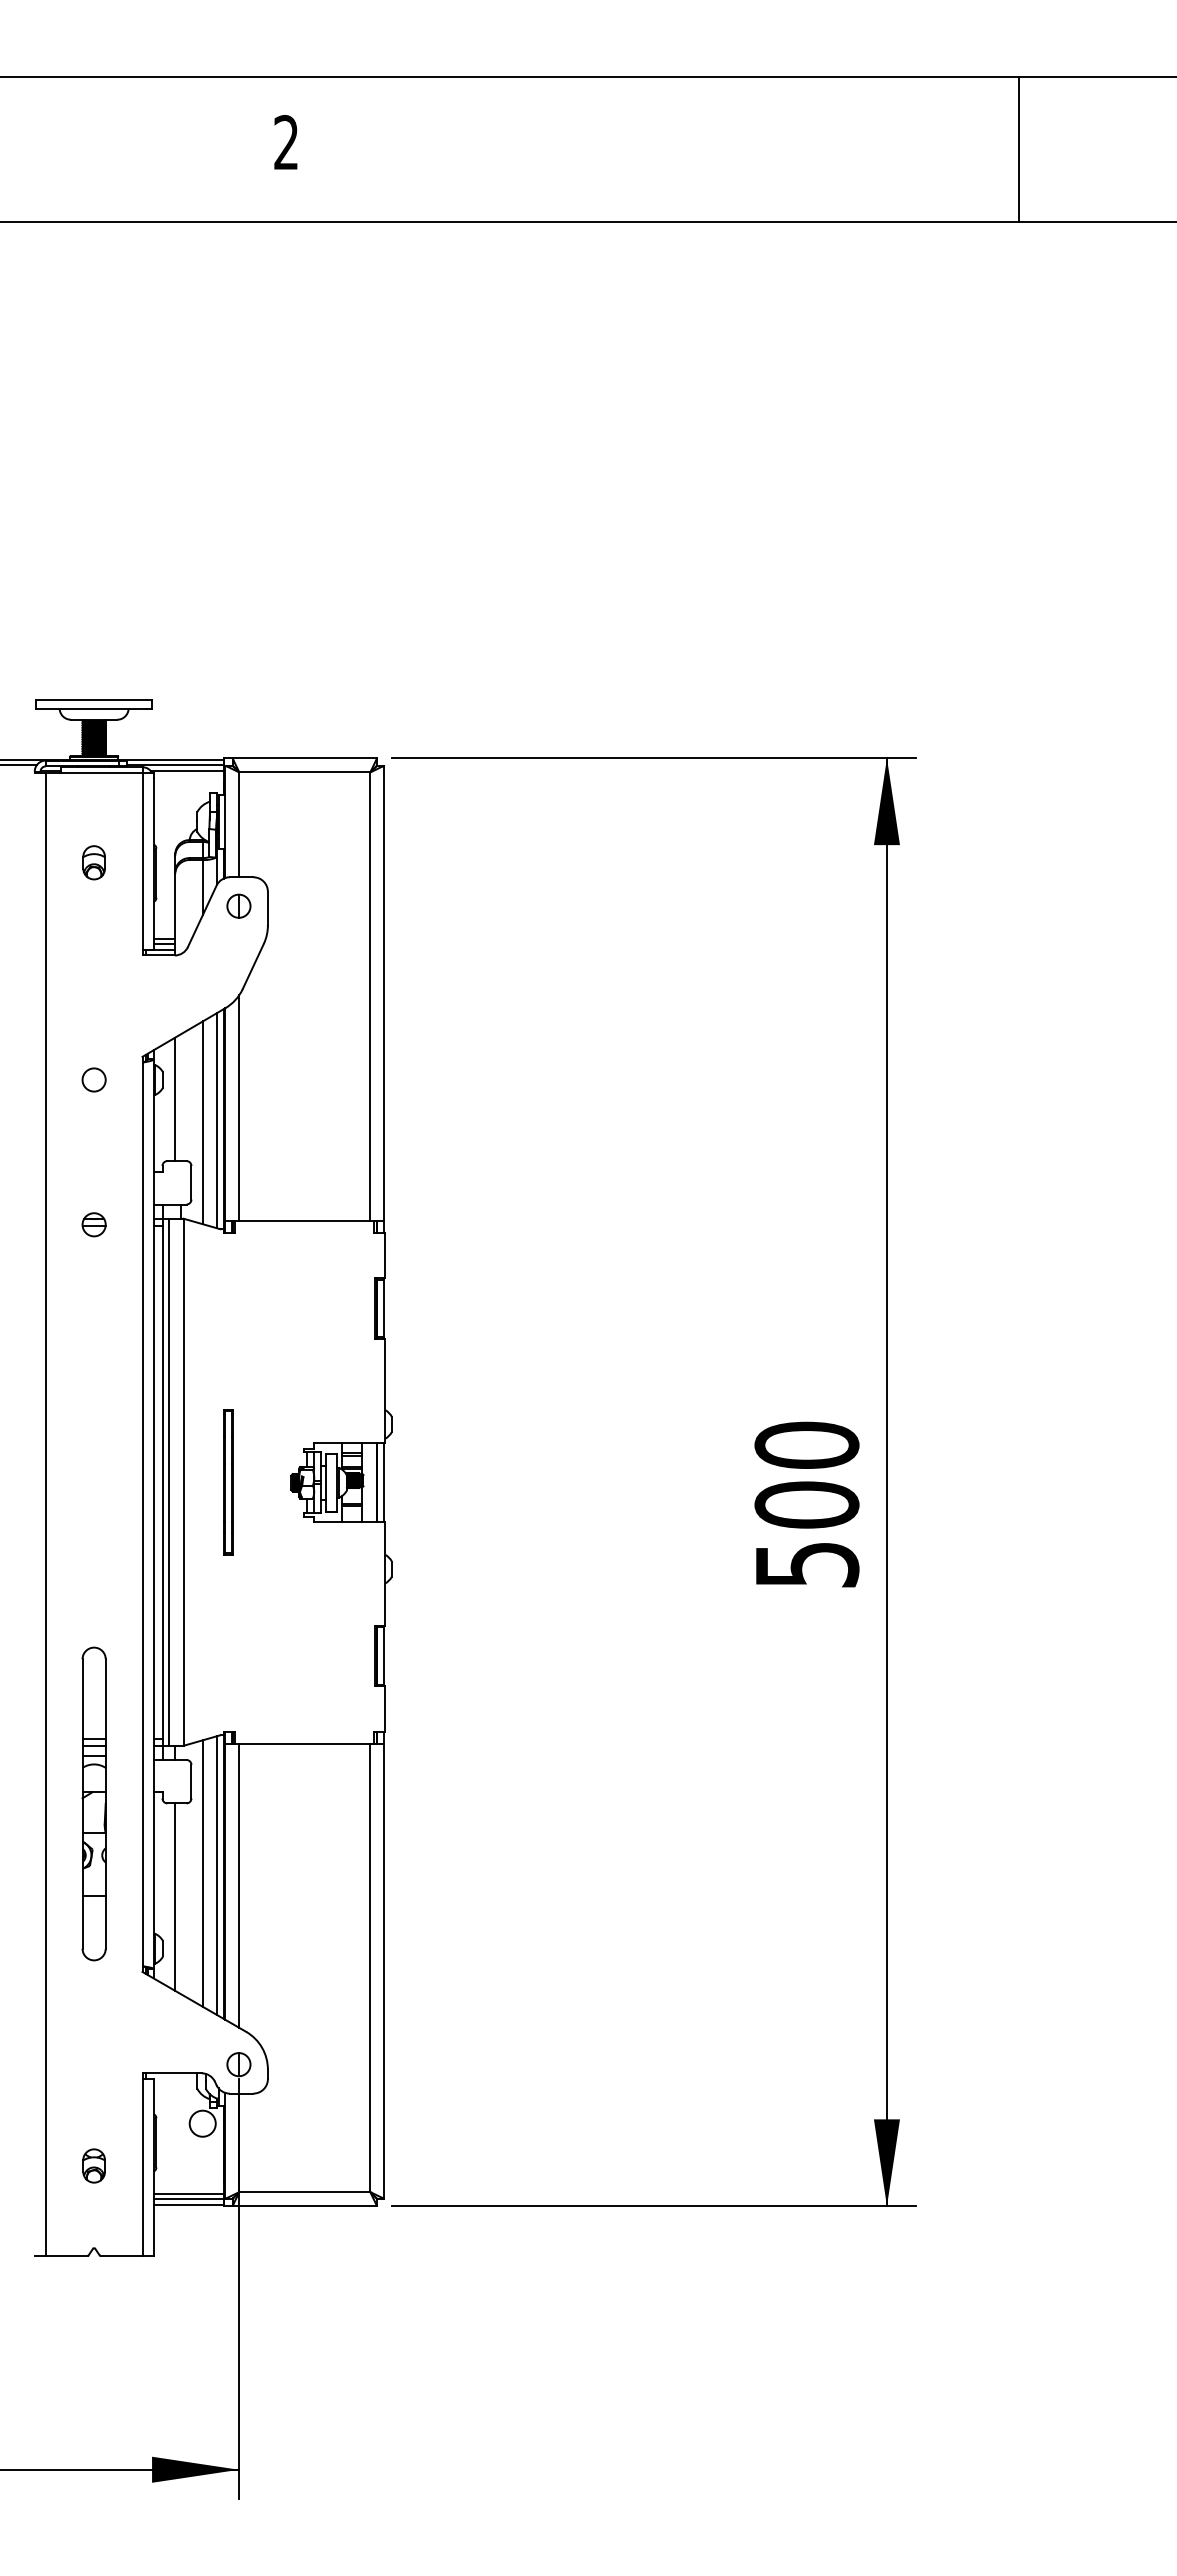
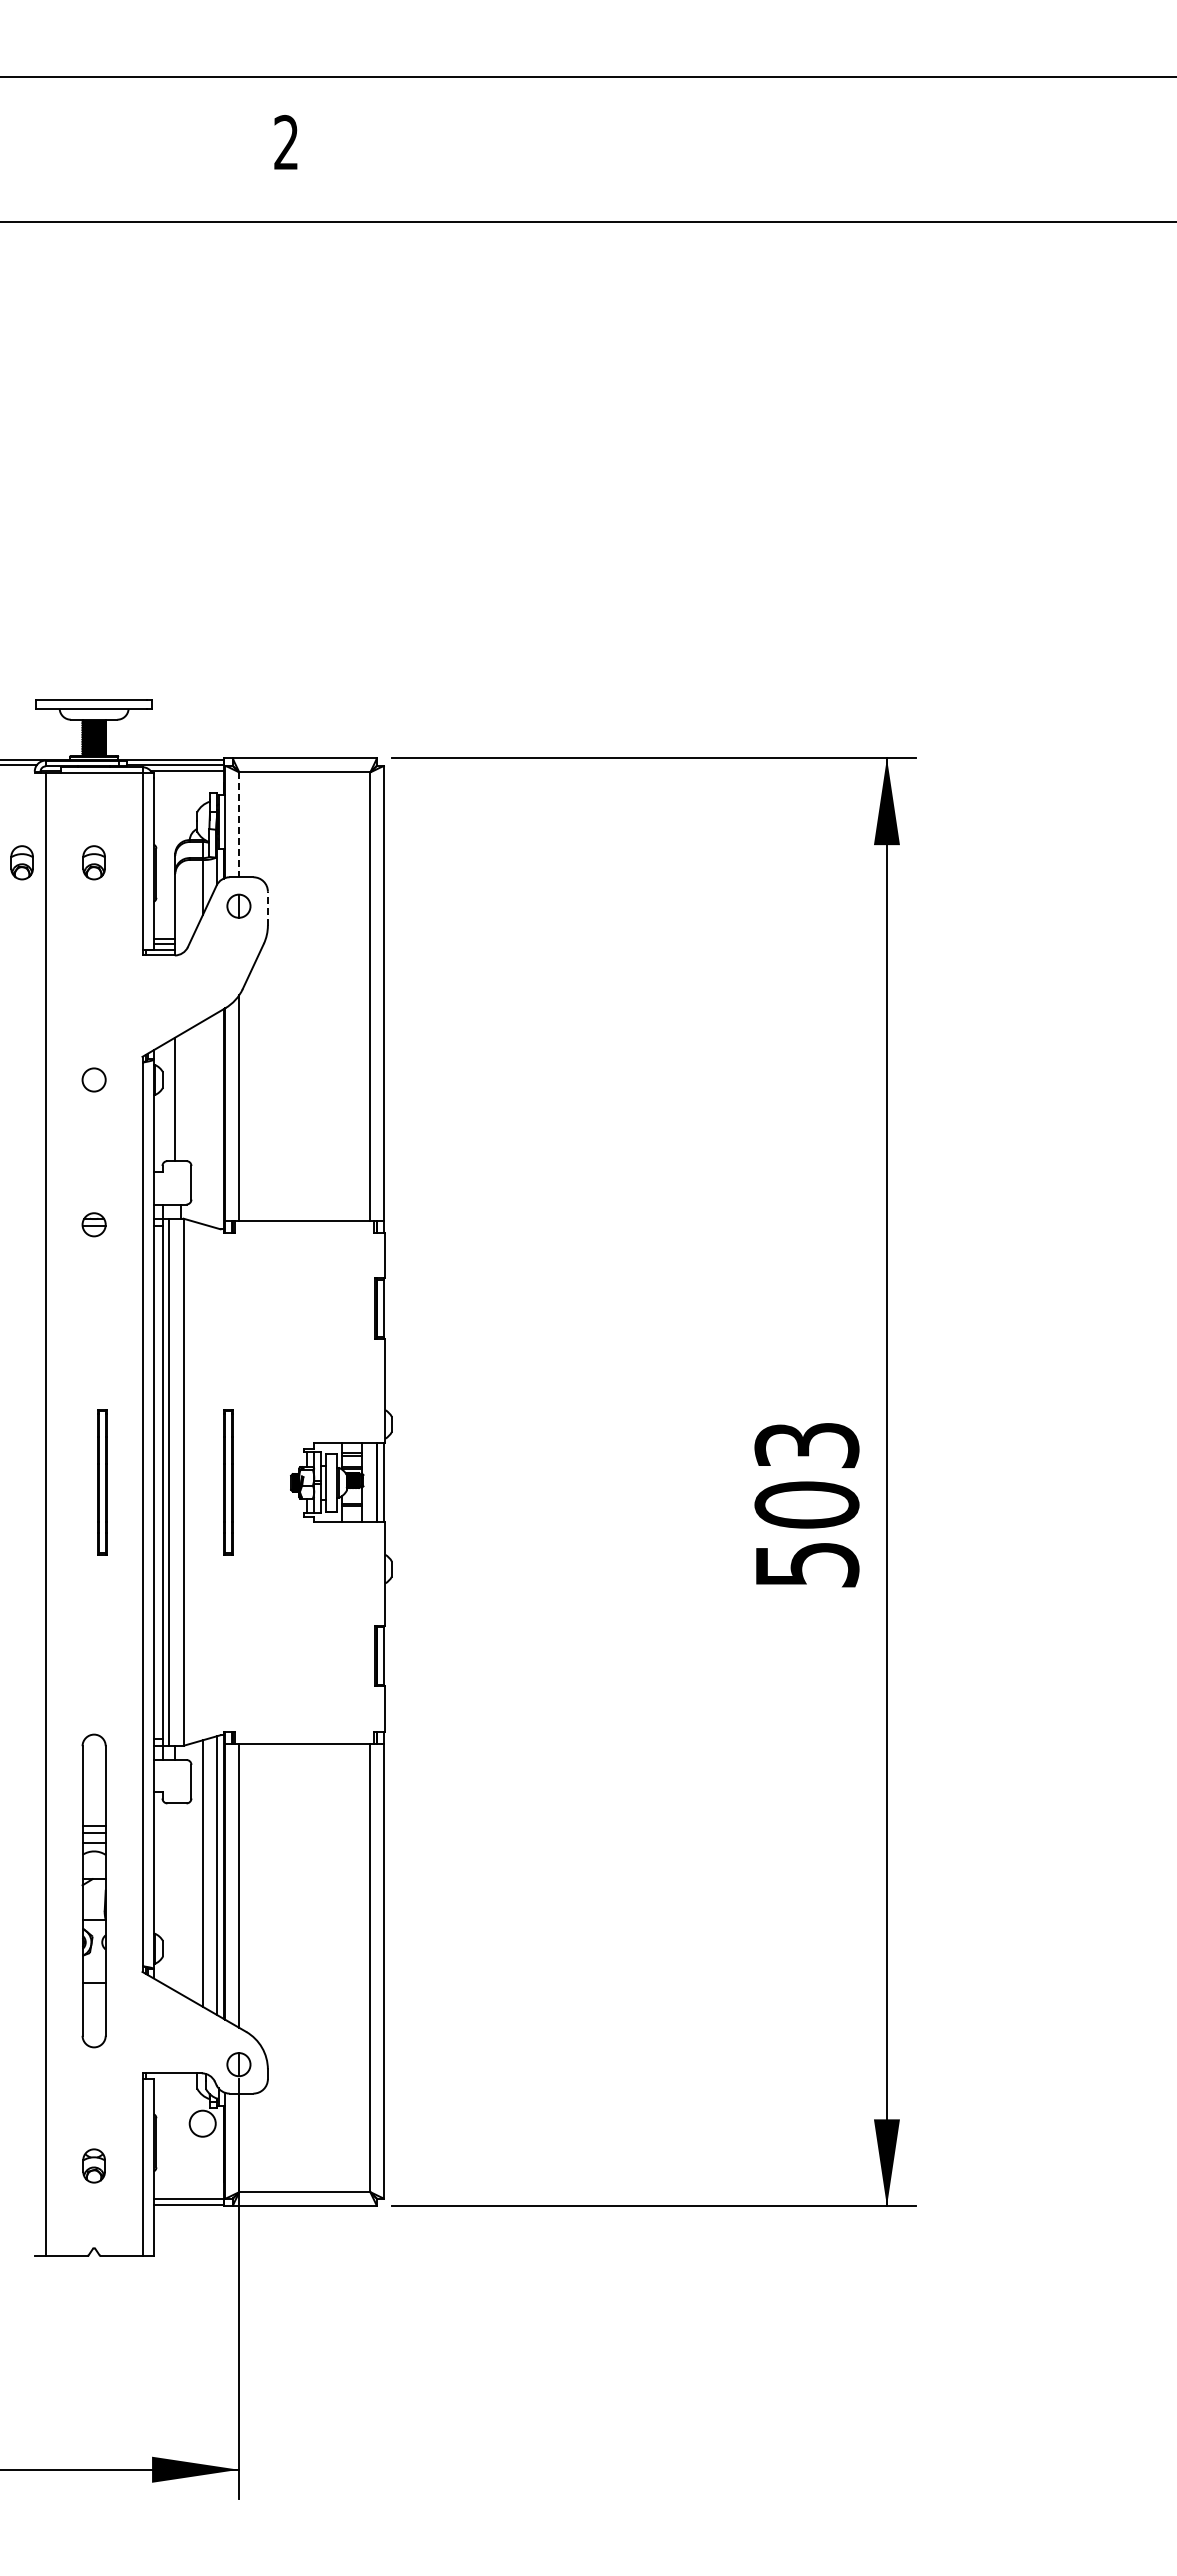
line: present -> none (1018, 149)
line: solid -> dashed (239, 825)
part: none -> present (21, 862)
line: solid -> dashed (267, 908)
line: present -> none (217, 1120)
line: present -> none (203, 1122)
text: 500 -> 503 (806, 1444)
part: none -> present (102, 1482)
part position: (93, 1803) -> (93, 1890) (93, 1890)
line: present -> none (175, 1896)
line: present -> none (188, 2193)
